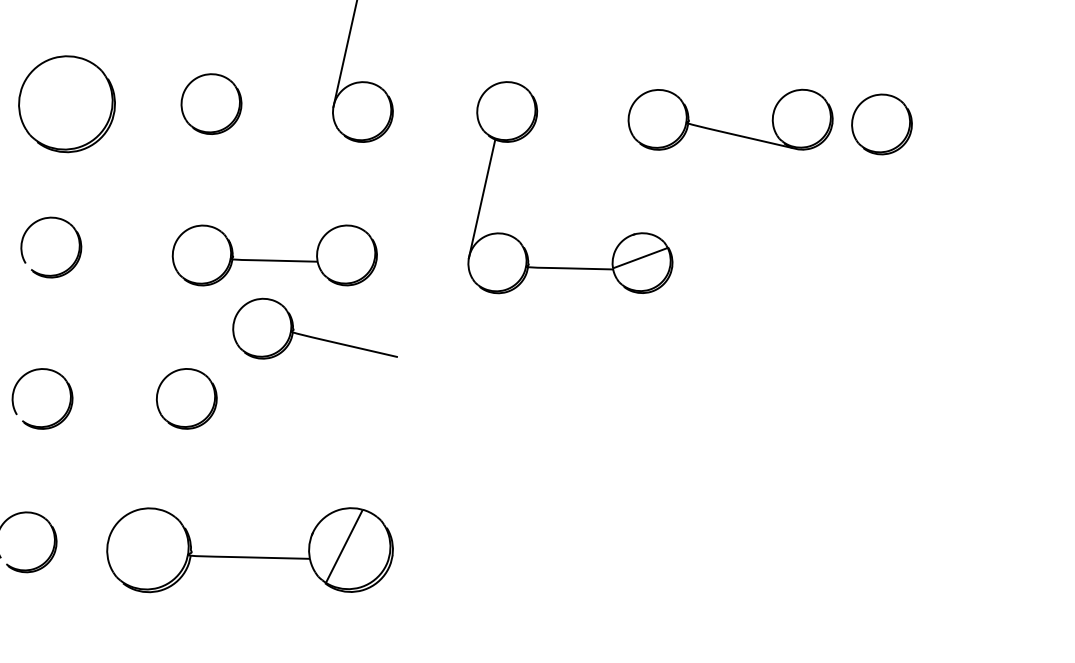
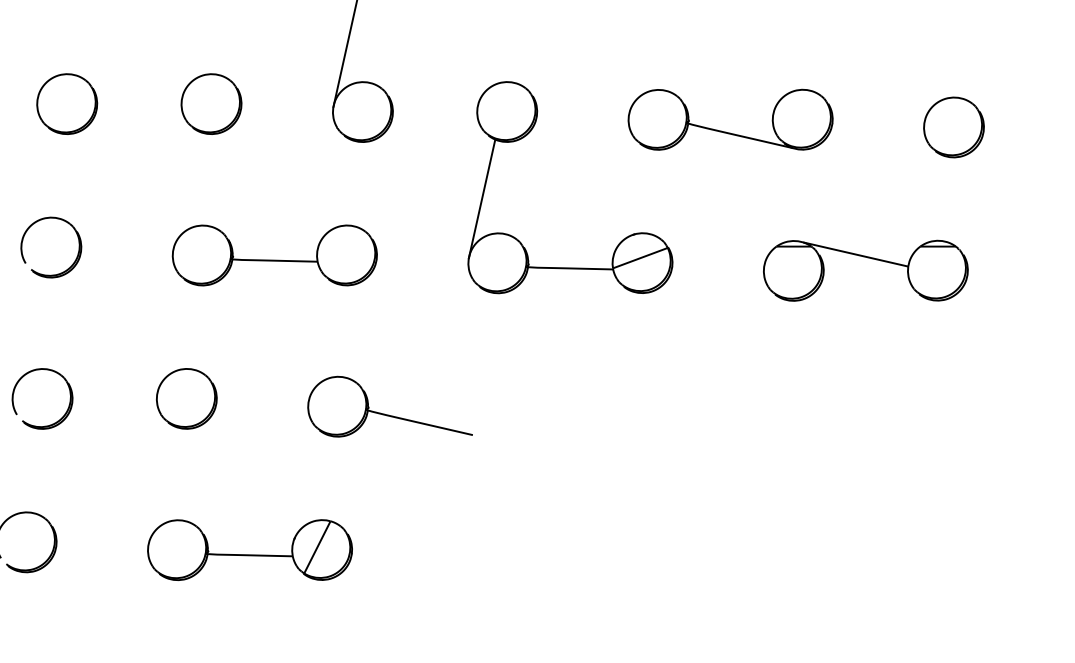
part size: 98x99 px -> 63x62 px (67, 103)
part position: (881, 124) -> (953, 127) (953, 127)
part: none -> present (867, 258)
part position: (313, 336) -> (388, 414) (388, 414)
part size: 288x87 px -> 206x62 px (249, 549)
